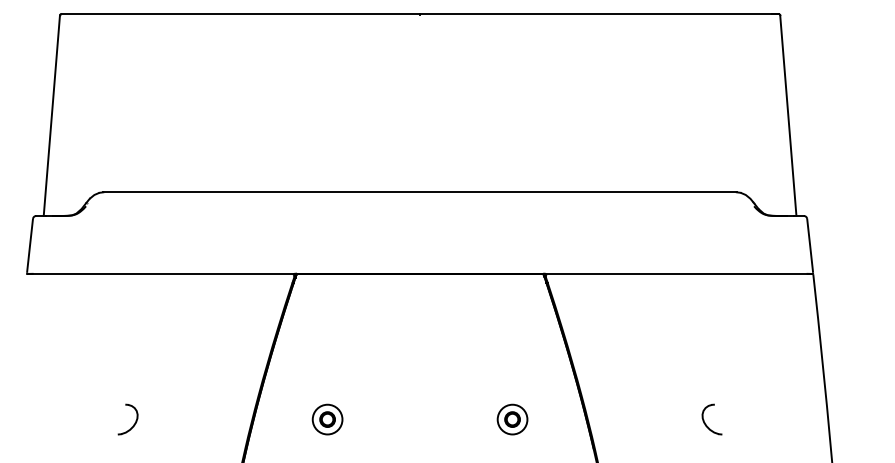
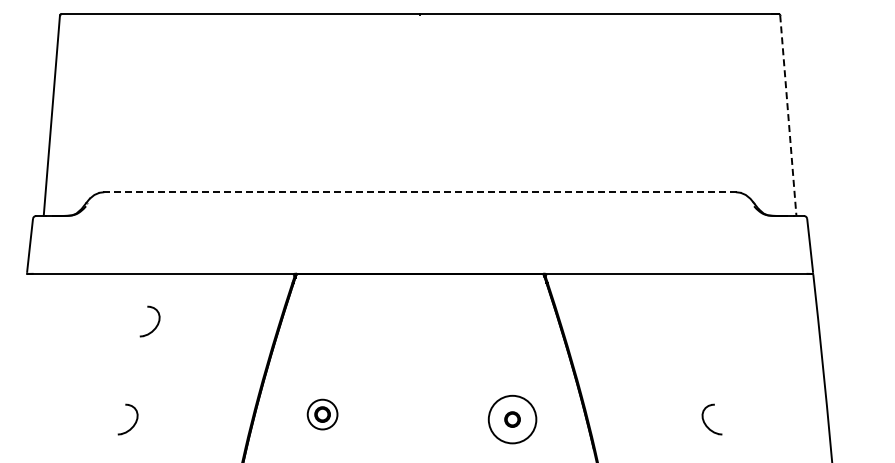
line: solid -> dashed (788, 115)
line: solid -> dashed (420, 192)
part: none -> present (156, 324)
part position: (327, 419) -> (322, 414) (322, 414)
circle diameter: 30 px -> 48 px (512, 419)
